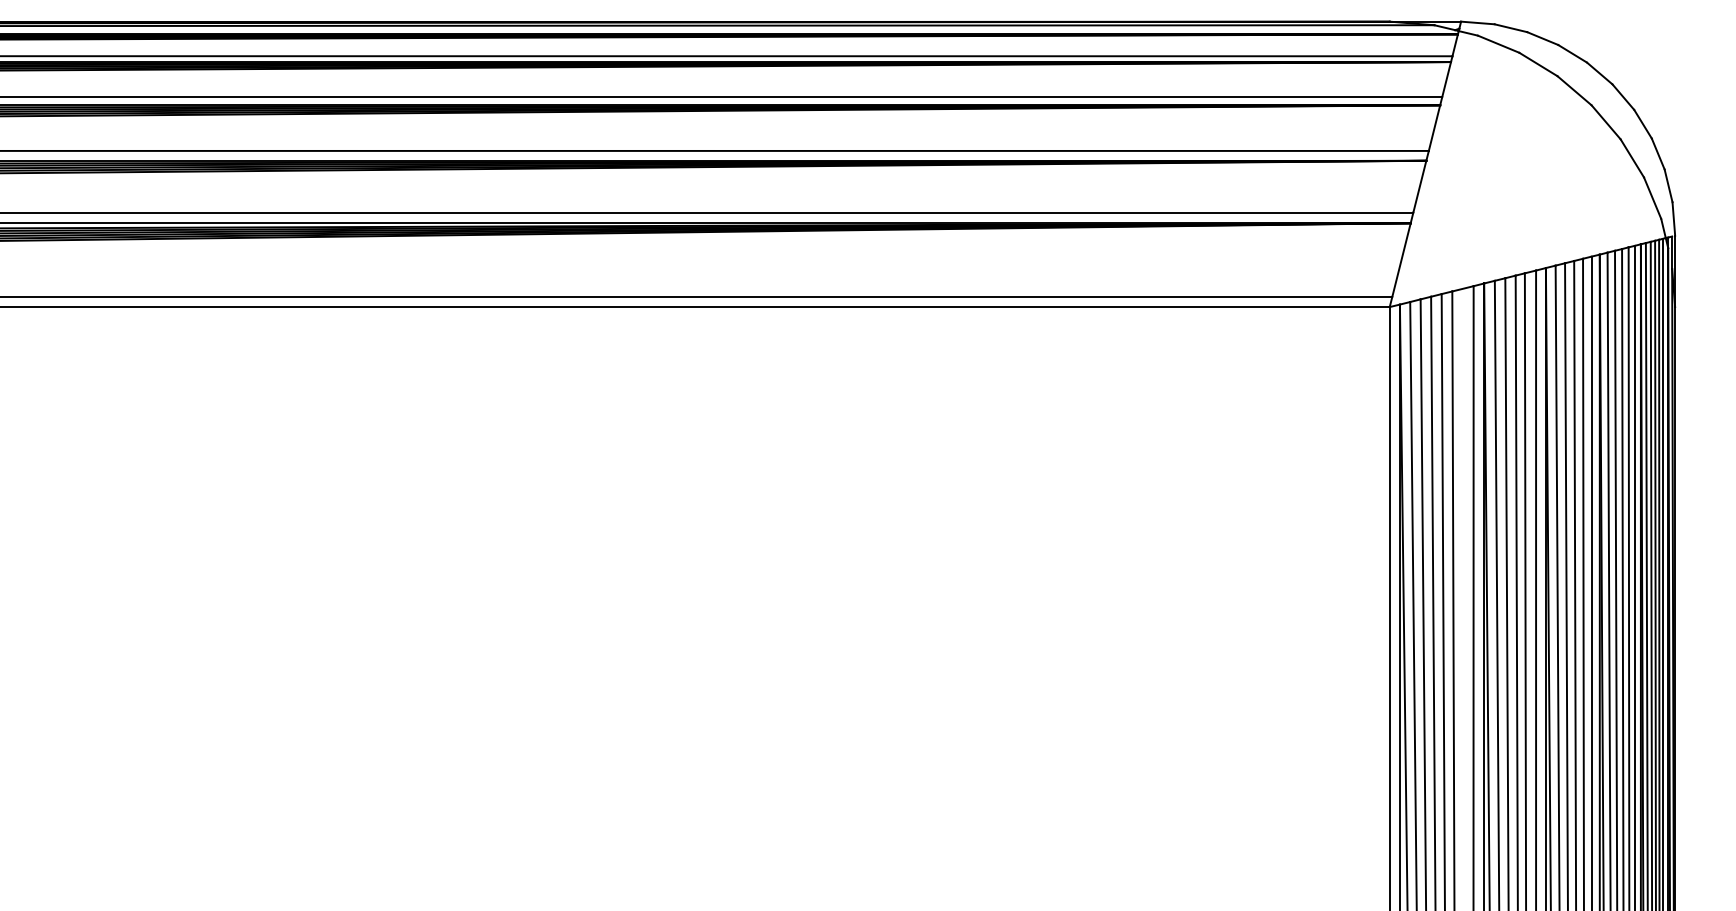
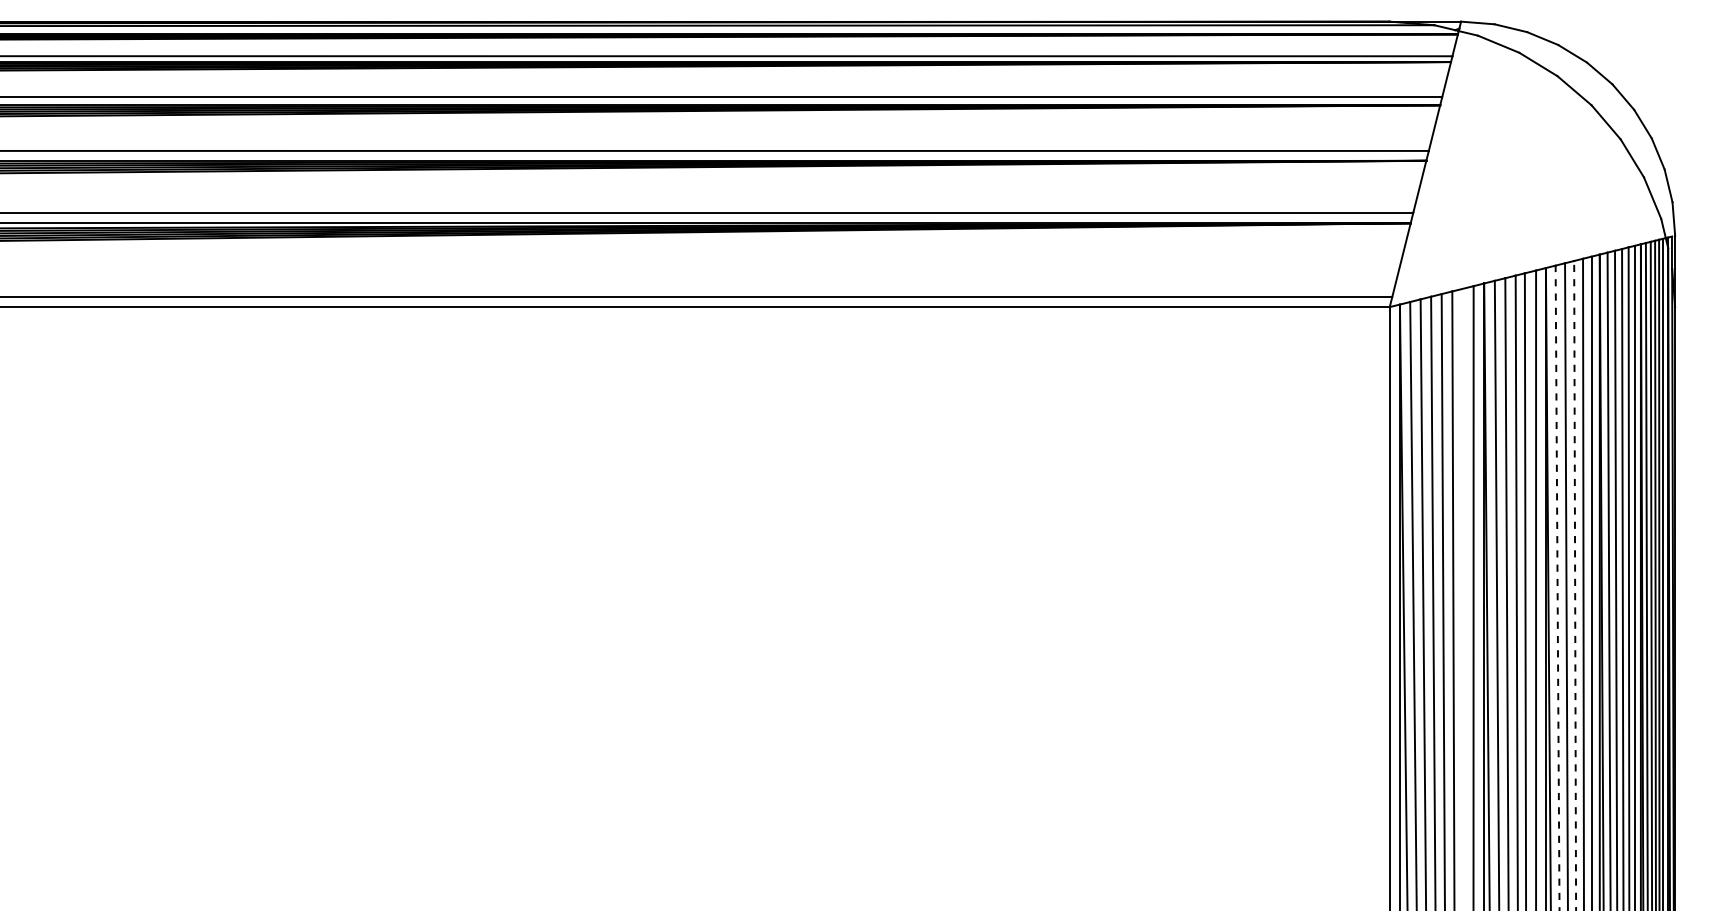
line: solid -> dashed (1575, 585)
line: solid -> dashed (1557, 587)
